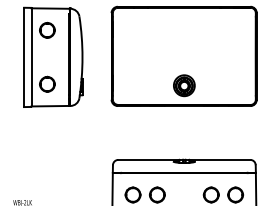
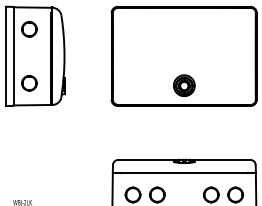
part position: (53, 56) -> (35, 55) (35, 55)
